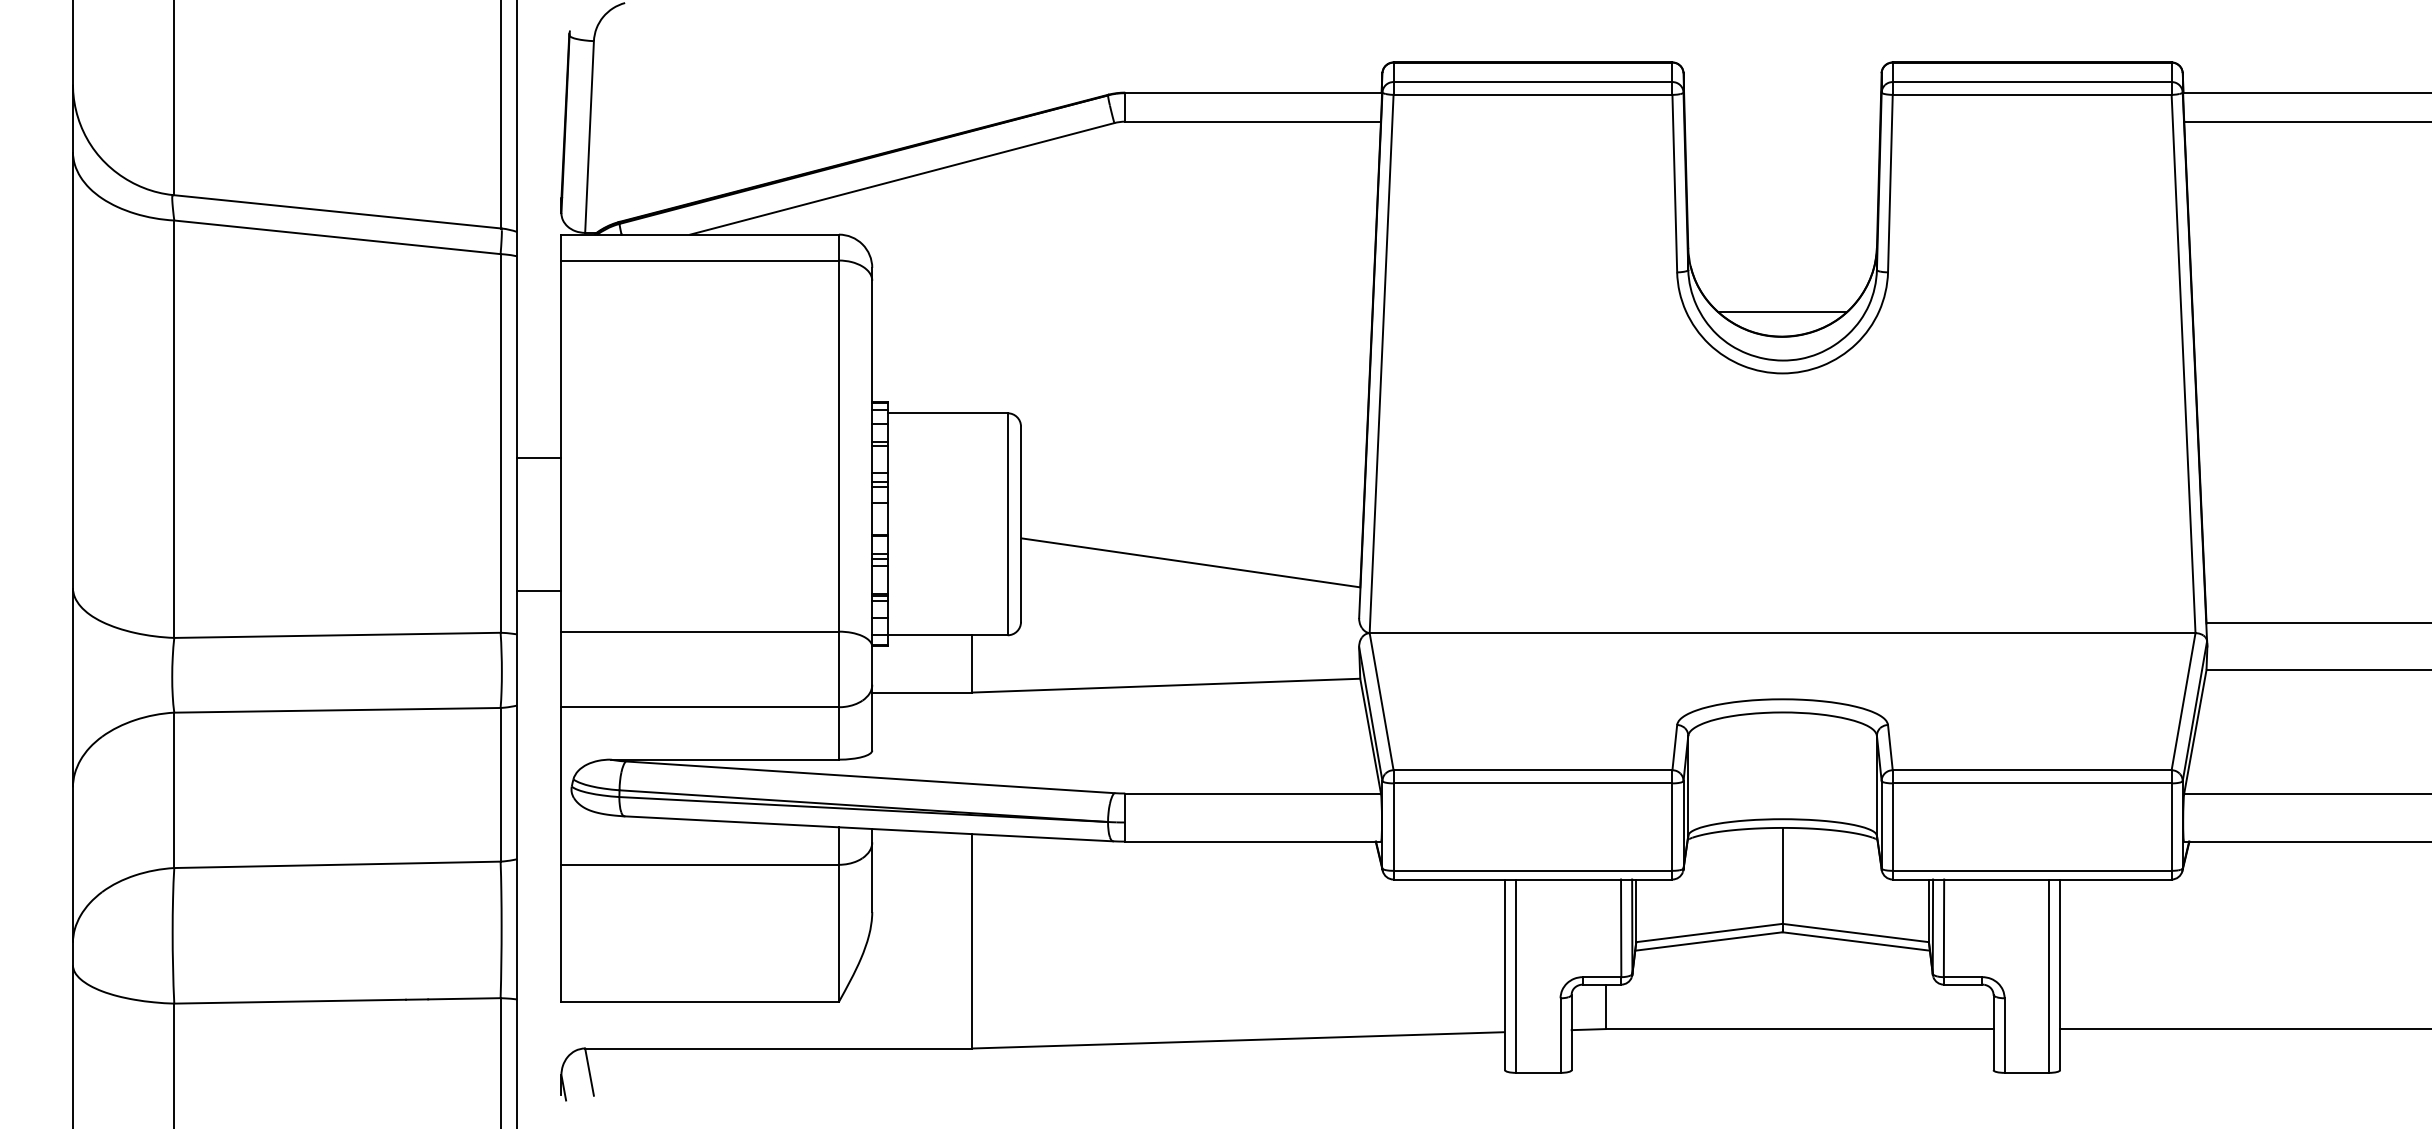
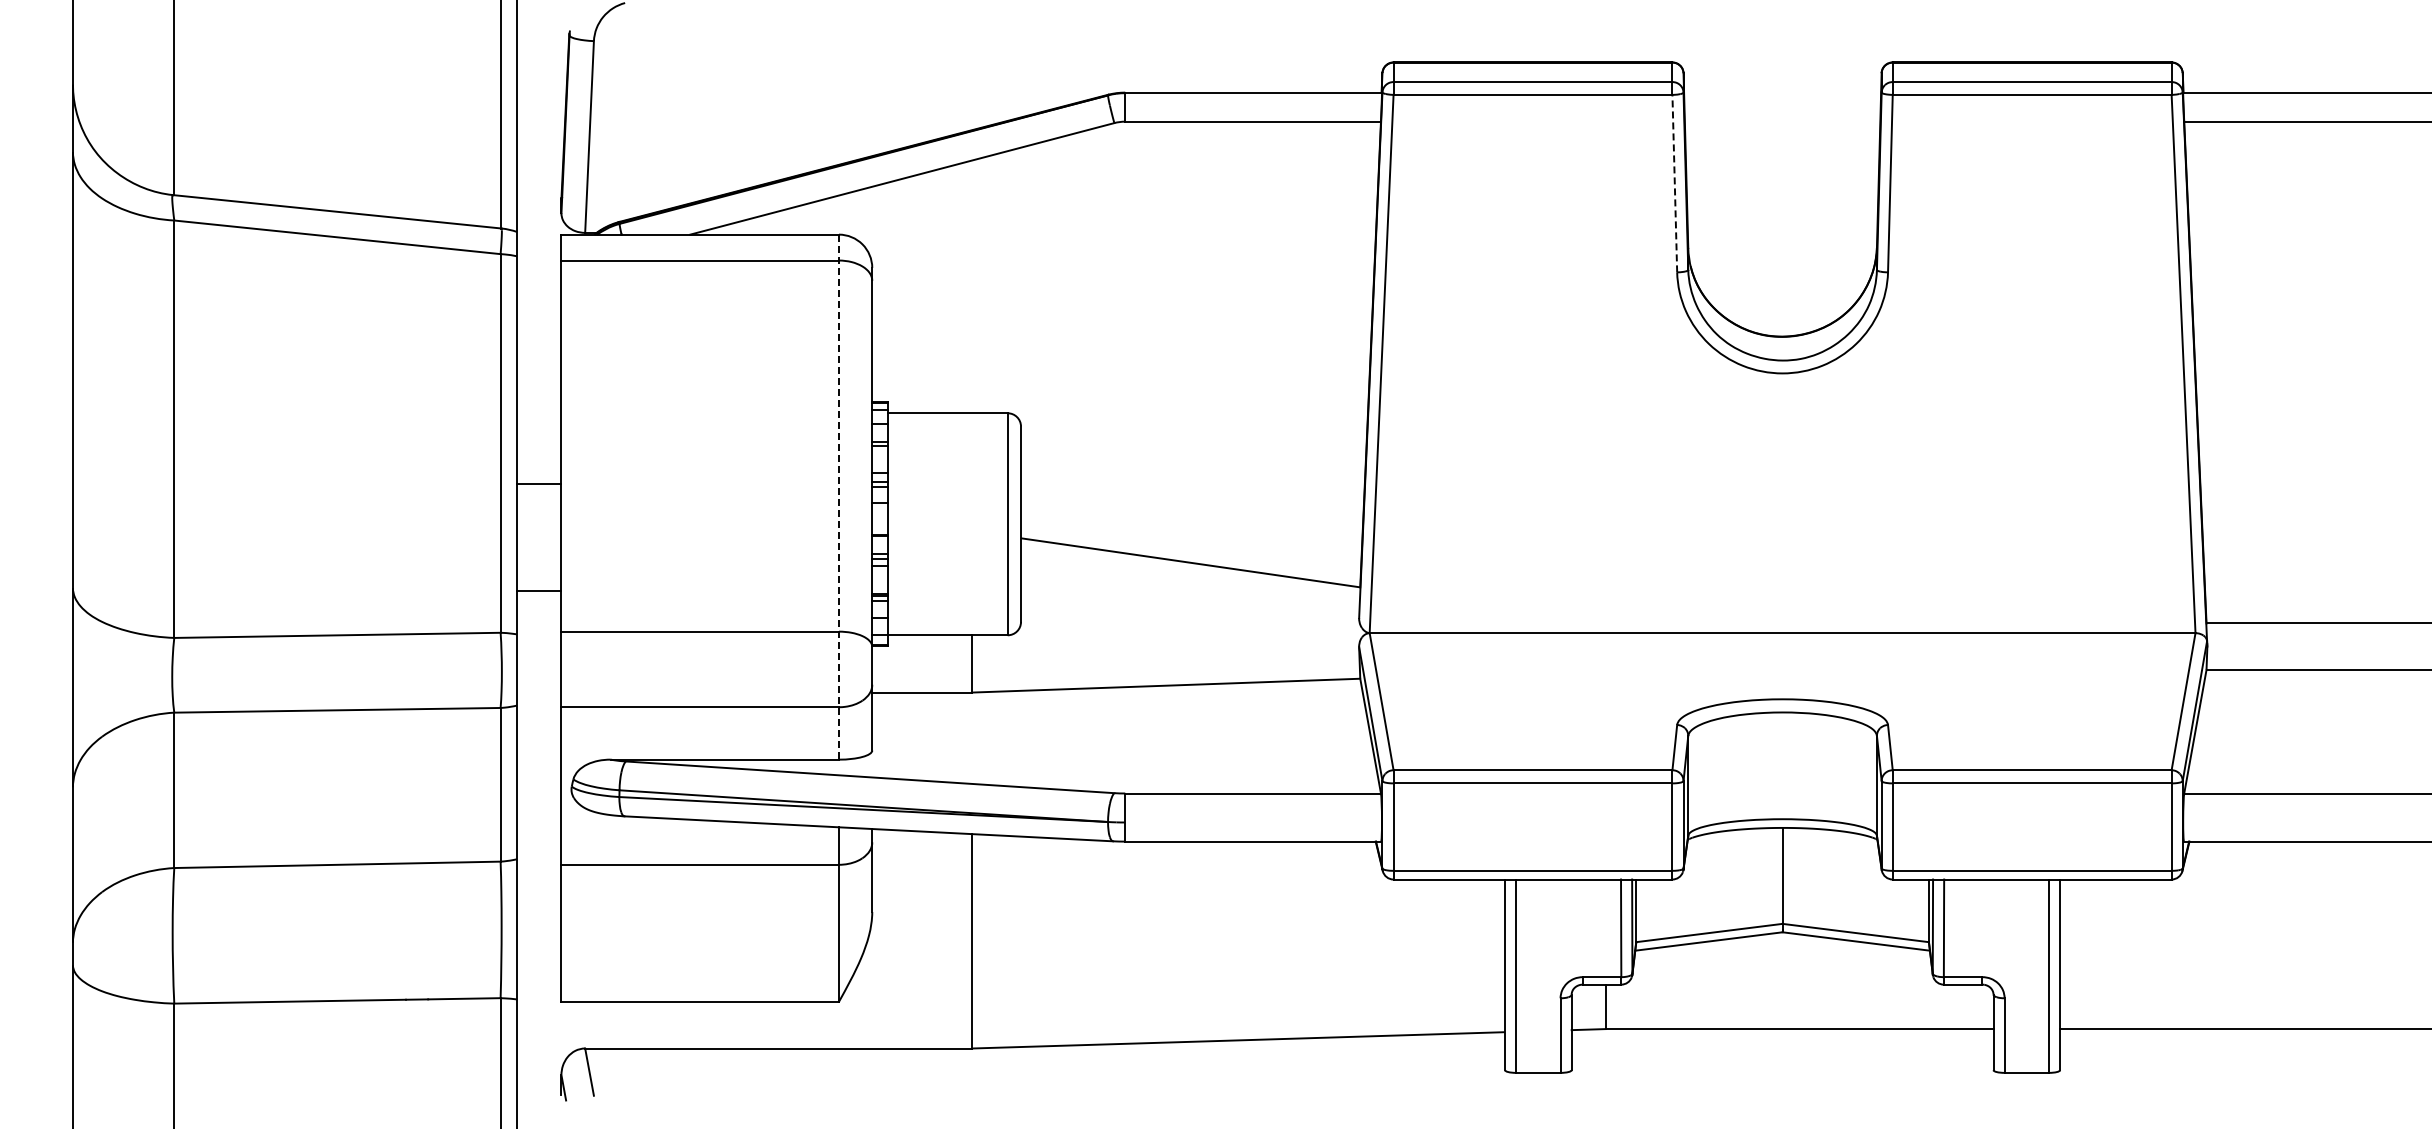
line: solid -> dashed (1674, 183)
line: present -> none (1782, 311)
line position: (539, 457) -> (539, 483) (539, 483)
line: solid -> dashed (838, 497)
